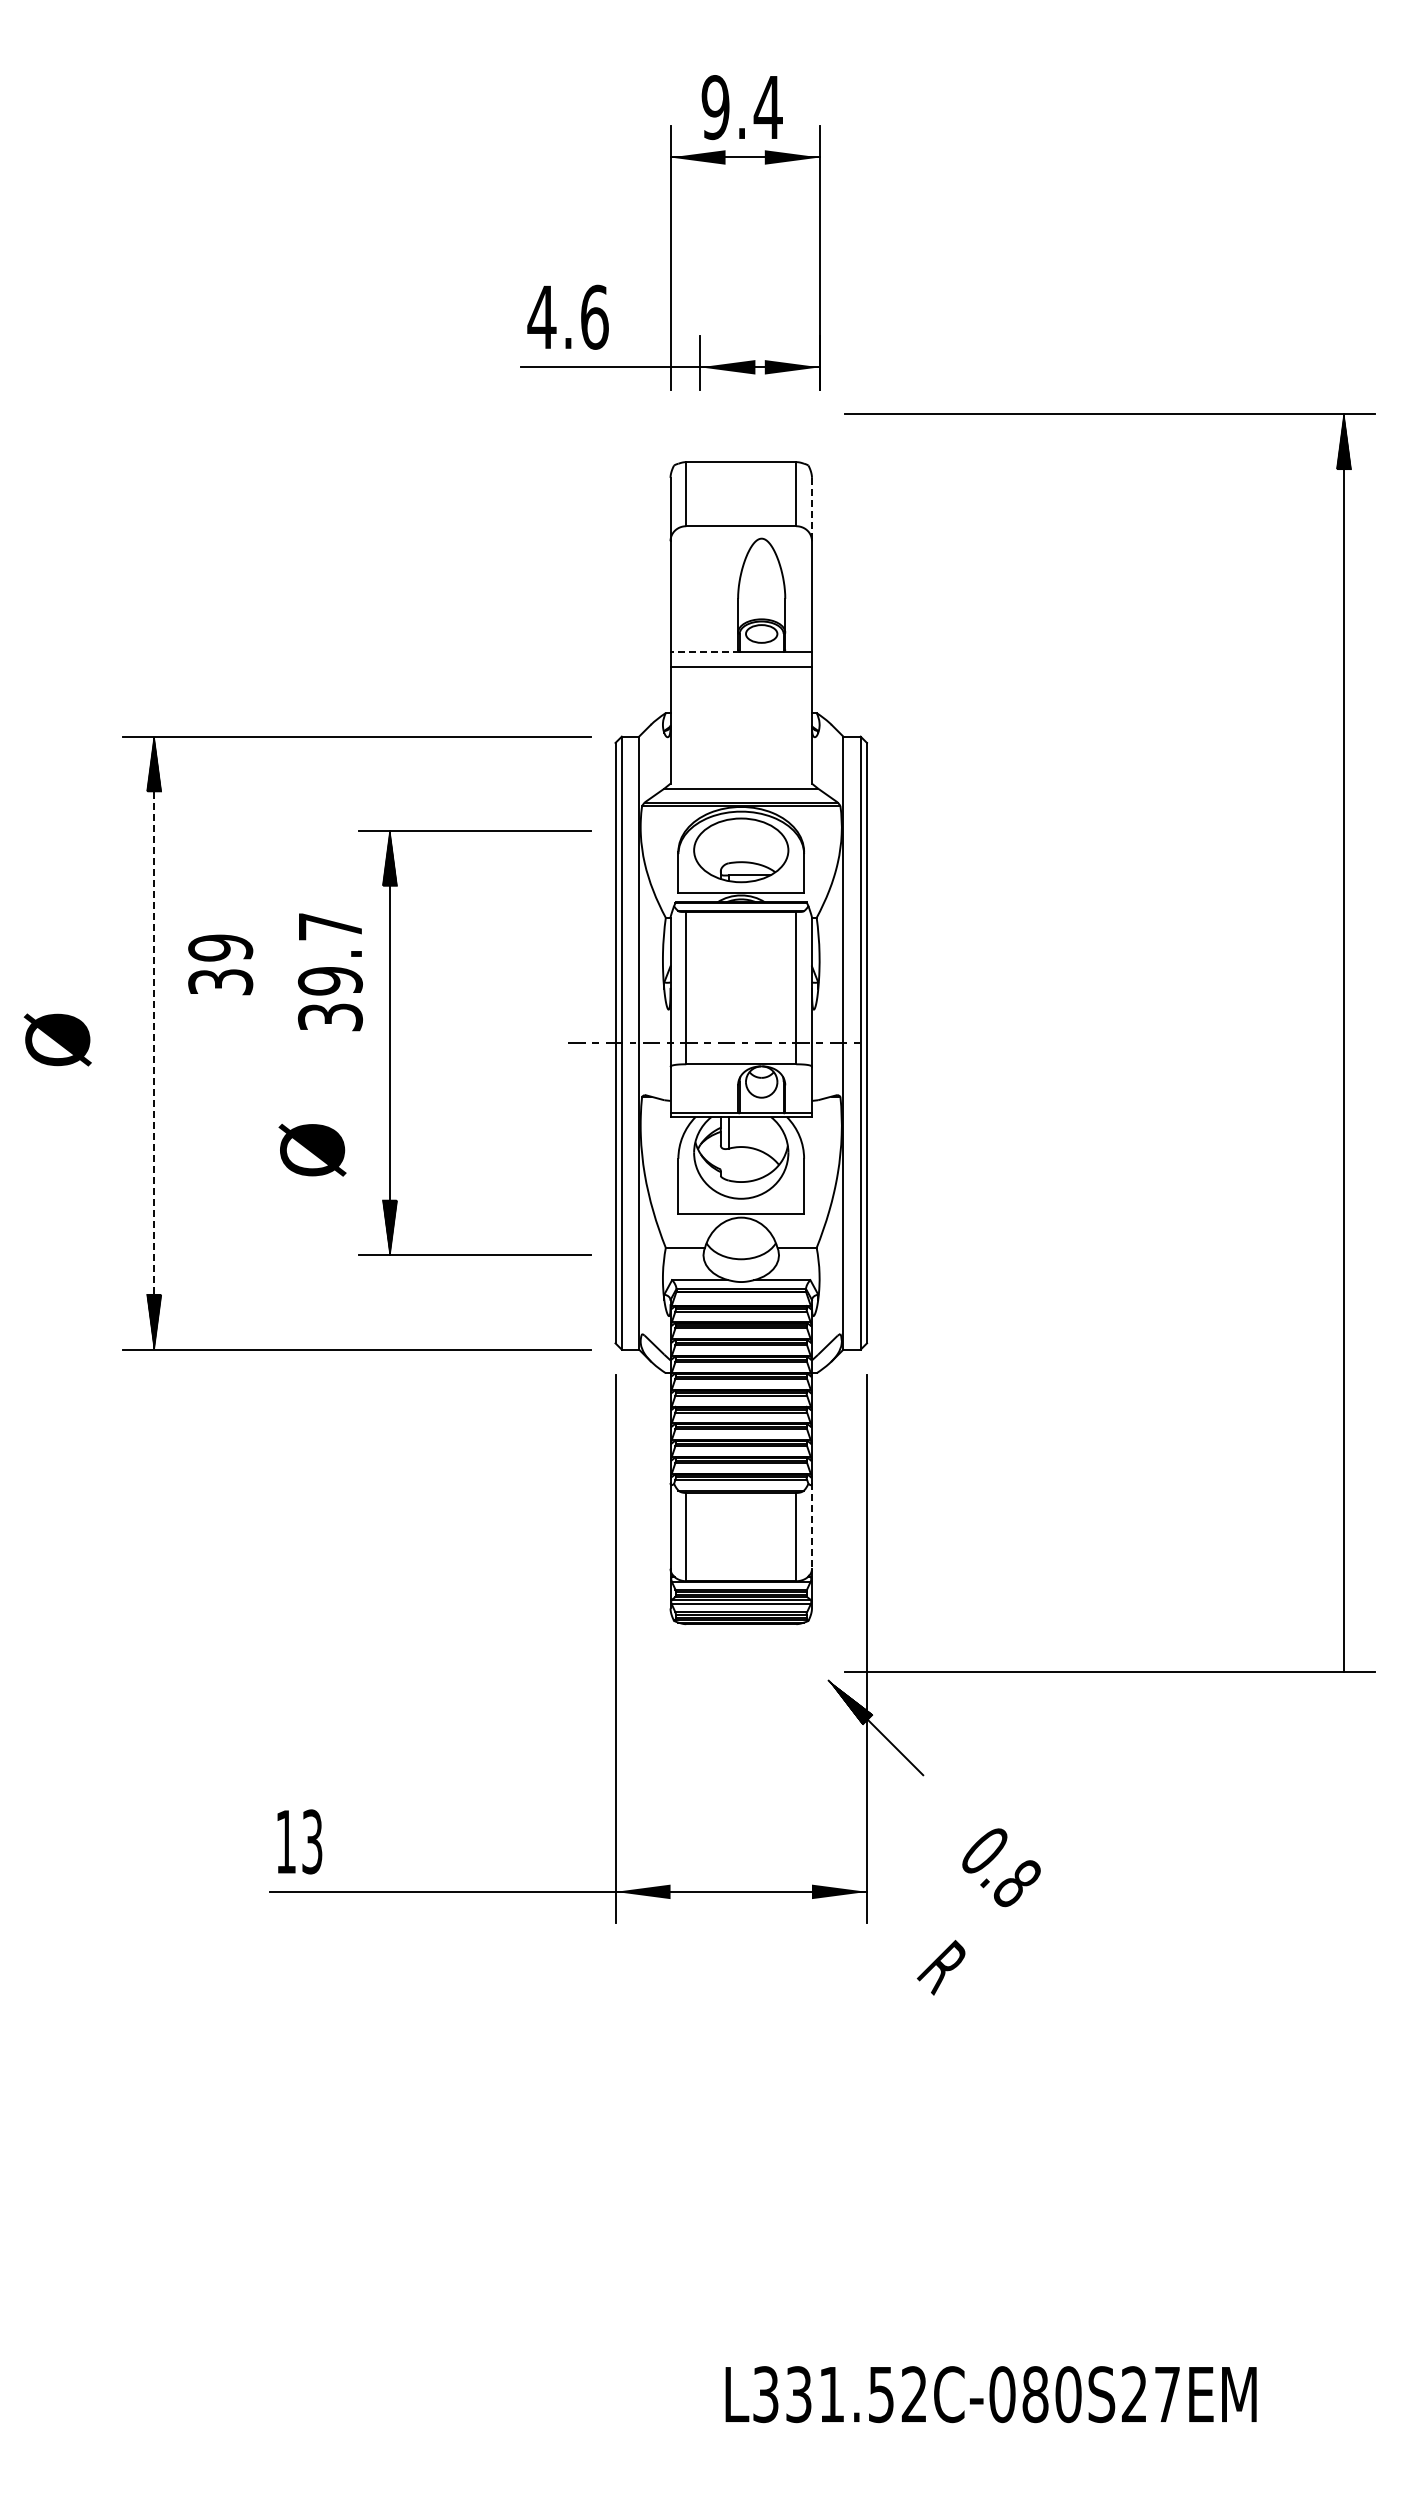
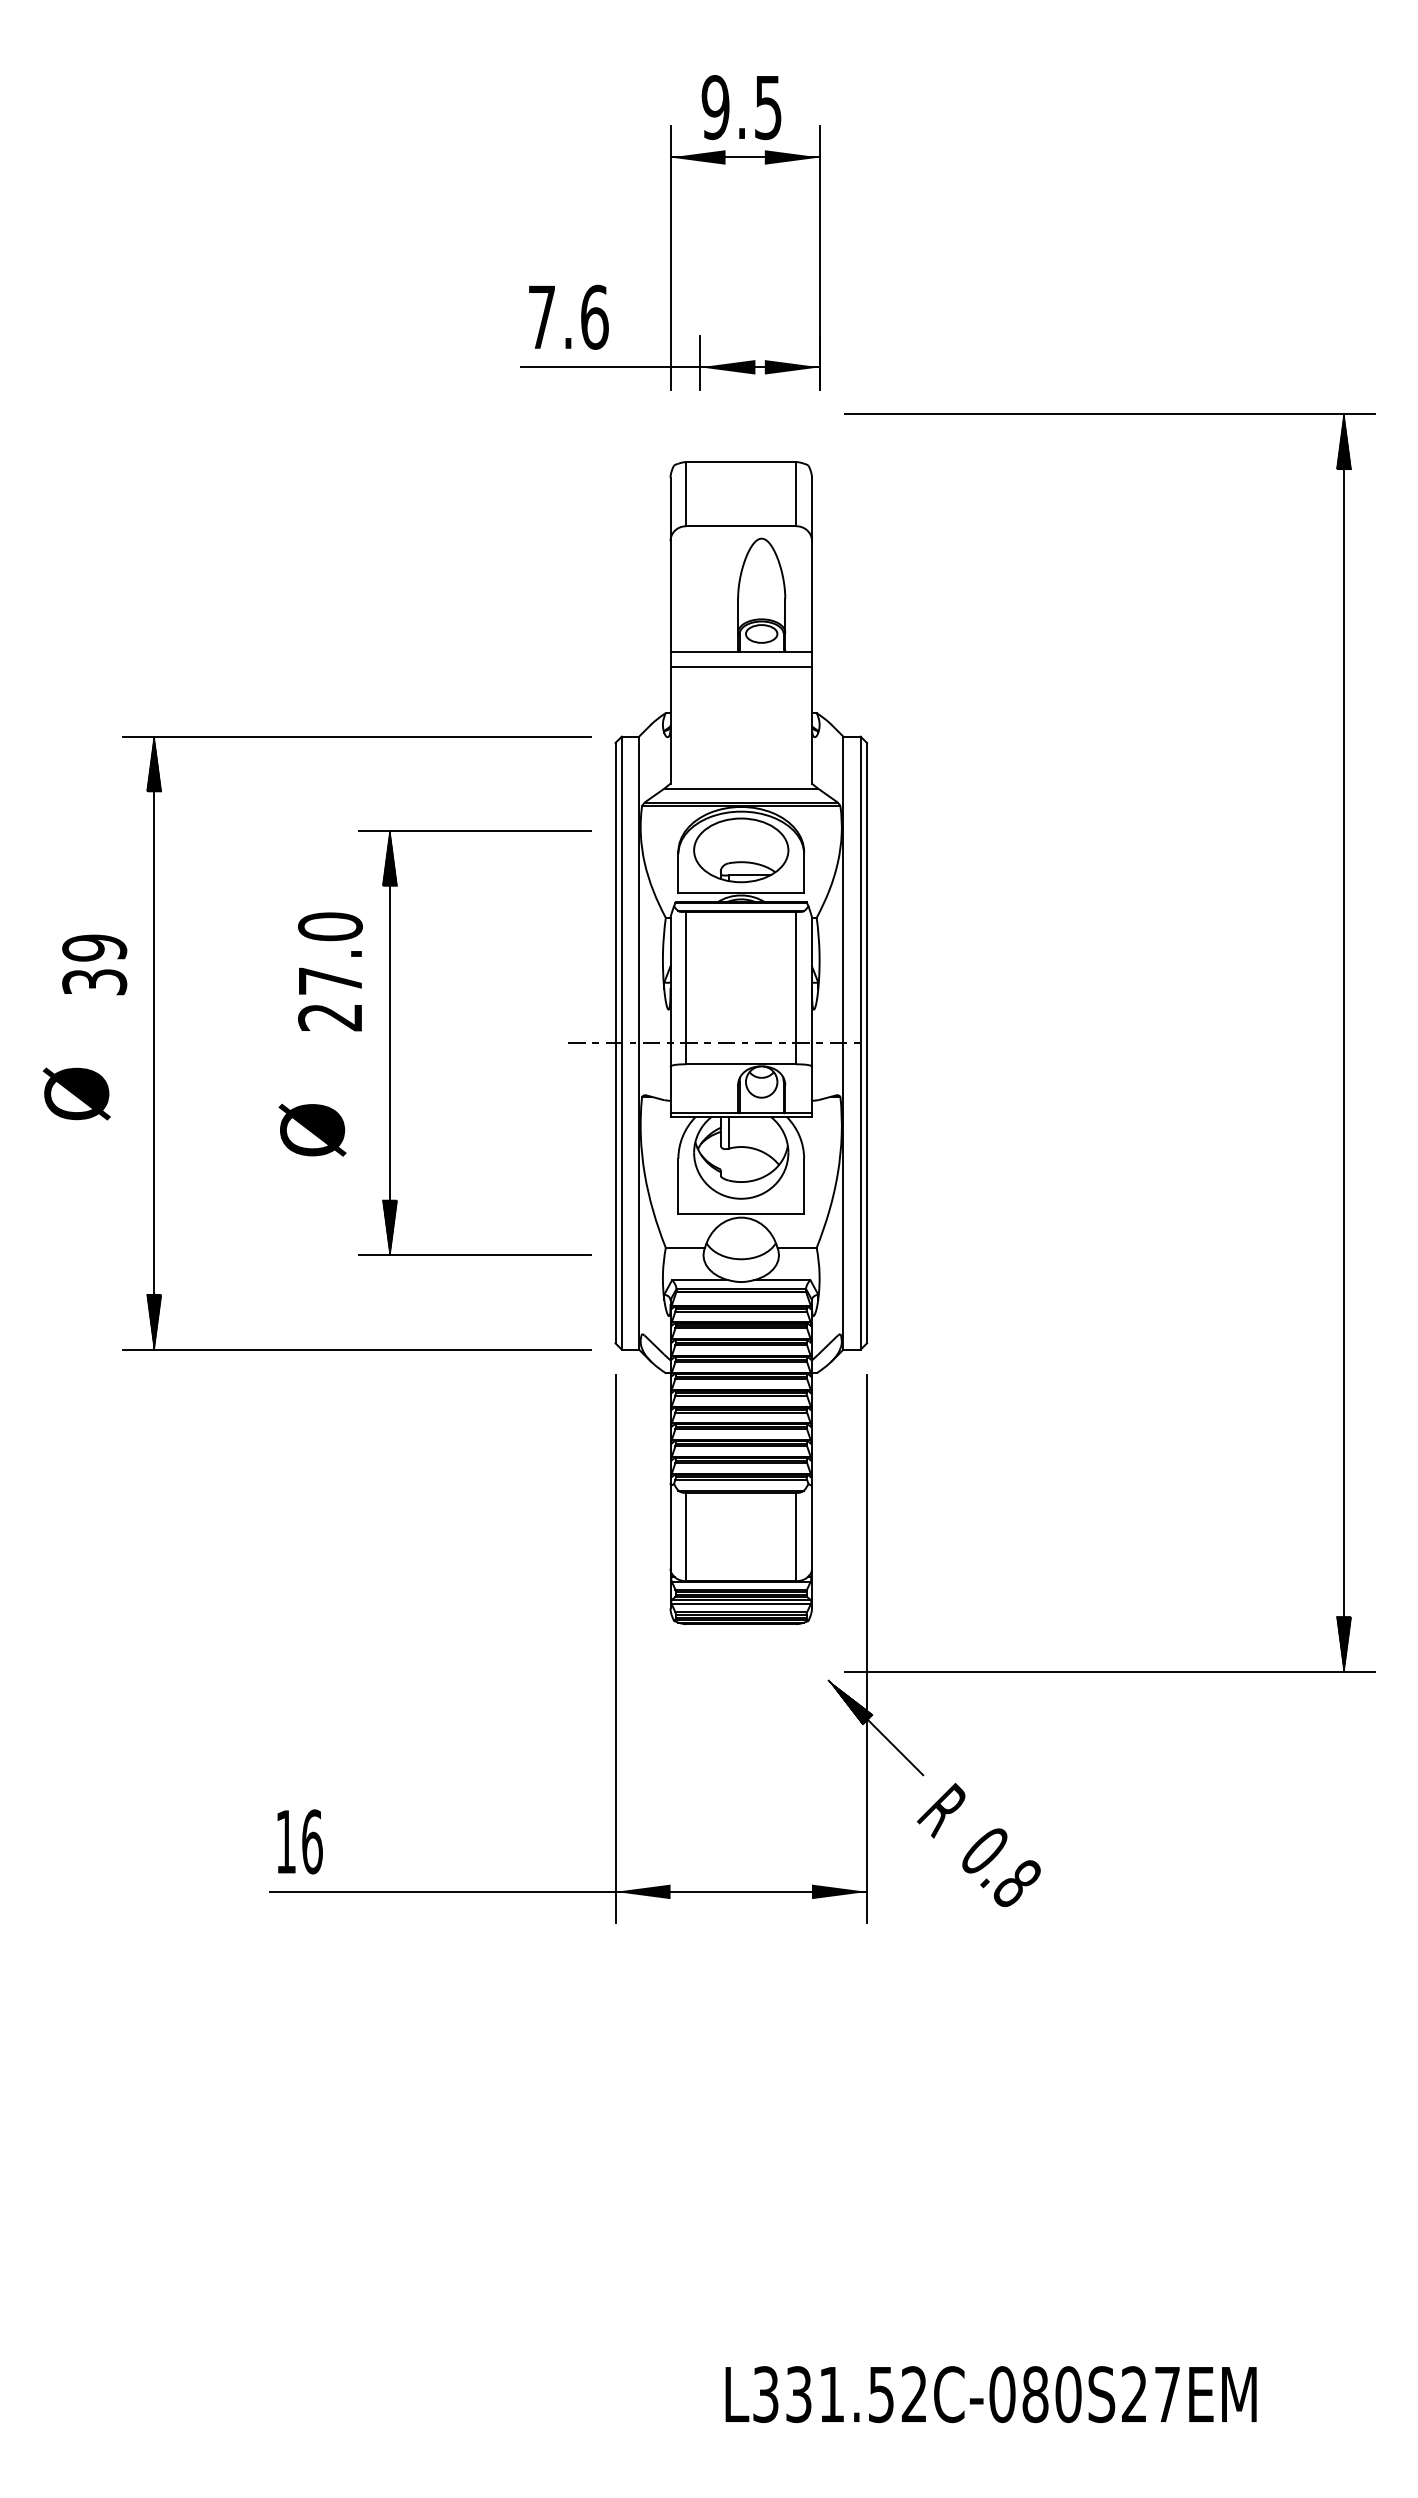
text: 9.4 -> 9.5 (767, 108)
text: 4.6 -> 7.6 (541, 316)
line: dashed -> solid (811, 509)
line: dashed -> solid (705, 651)
text position: (220, 964) -> (94, 964) (94, 964)
text: 39.7 -> 27.0 (330, 971)
text position: (57, 1039) -> (76, 1093) (76, 1093)
line: dashed -> solid (154, 1043)
text position: (312, 1149) -> (312, 1129) (312, 1129)
line: dashed -> solid (811, 1525)
hatch: none -> present (1343, 1643)
text: 13 -> 16 (312, 1841)
text position: (940, 1967) -> (940, 1810) (940, 1810)
